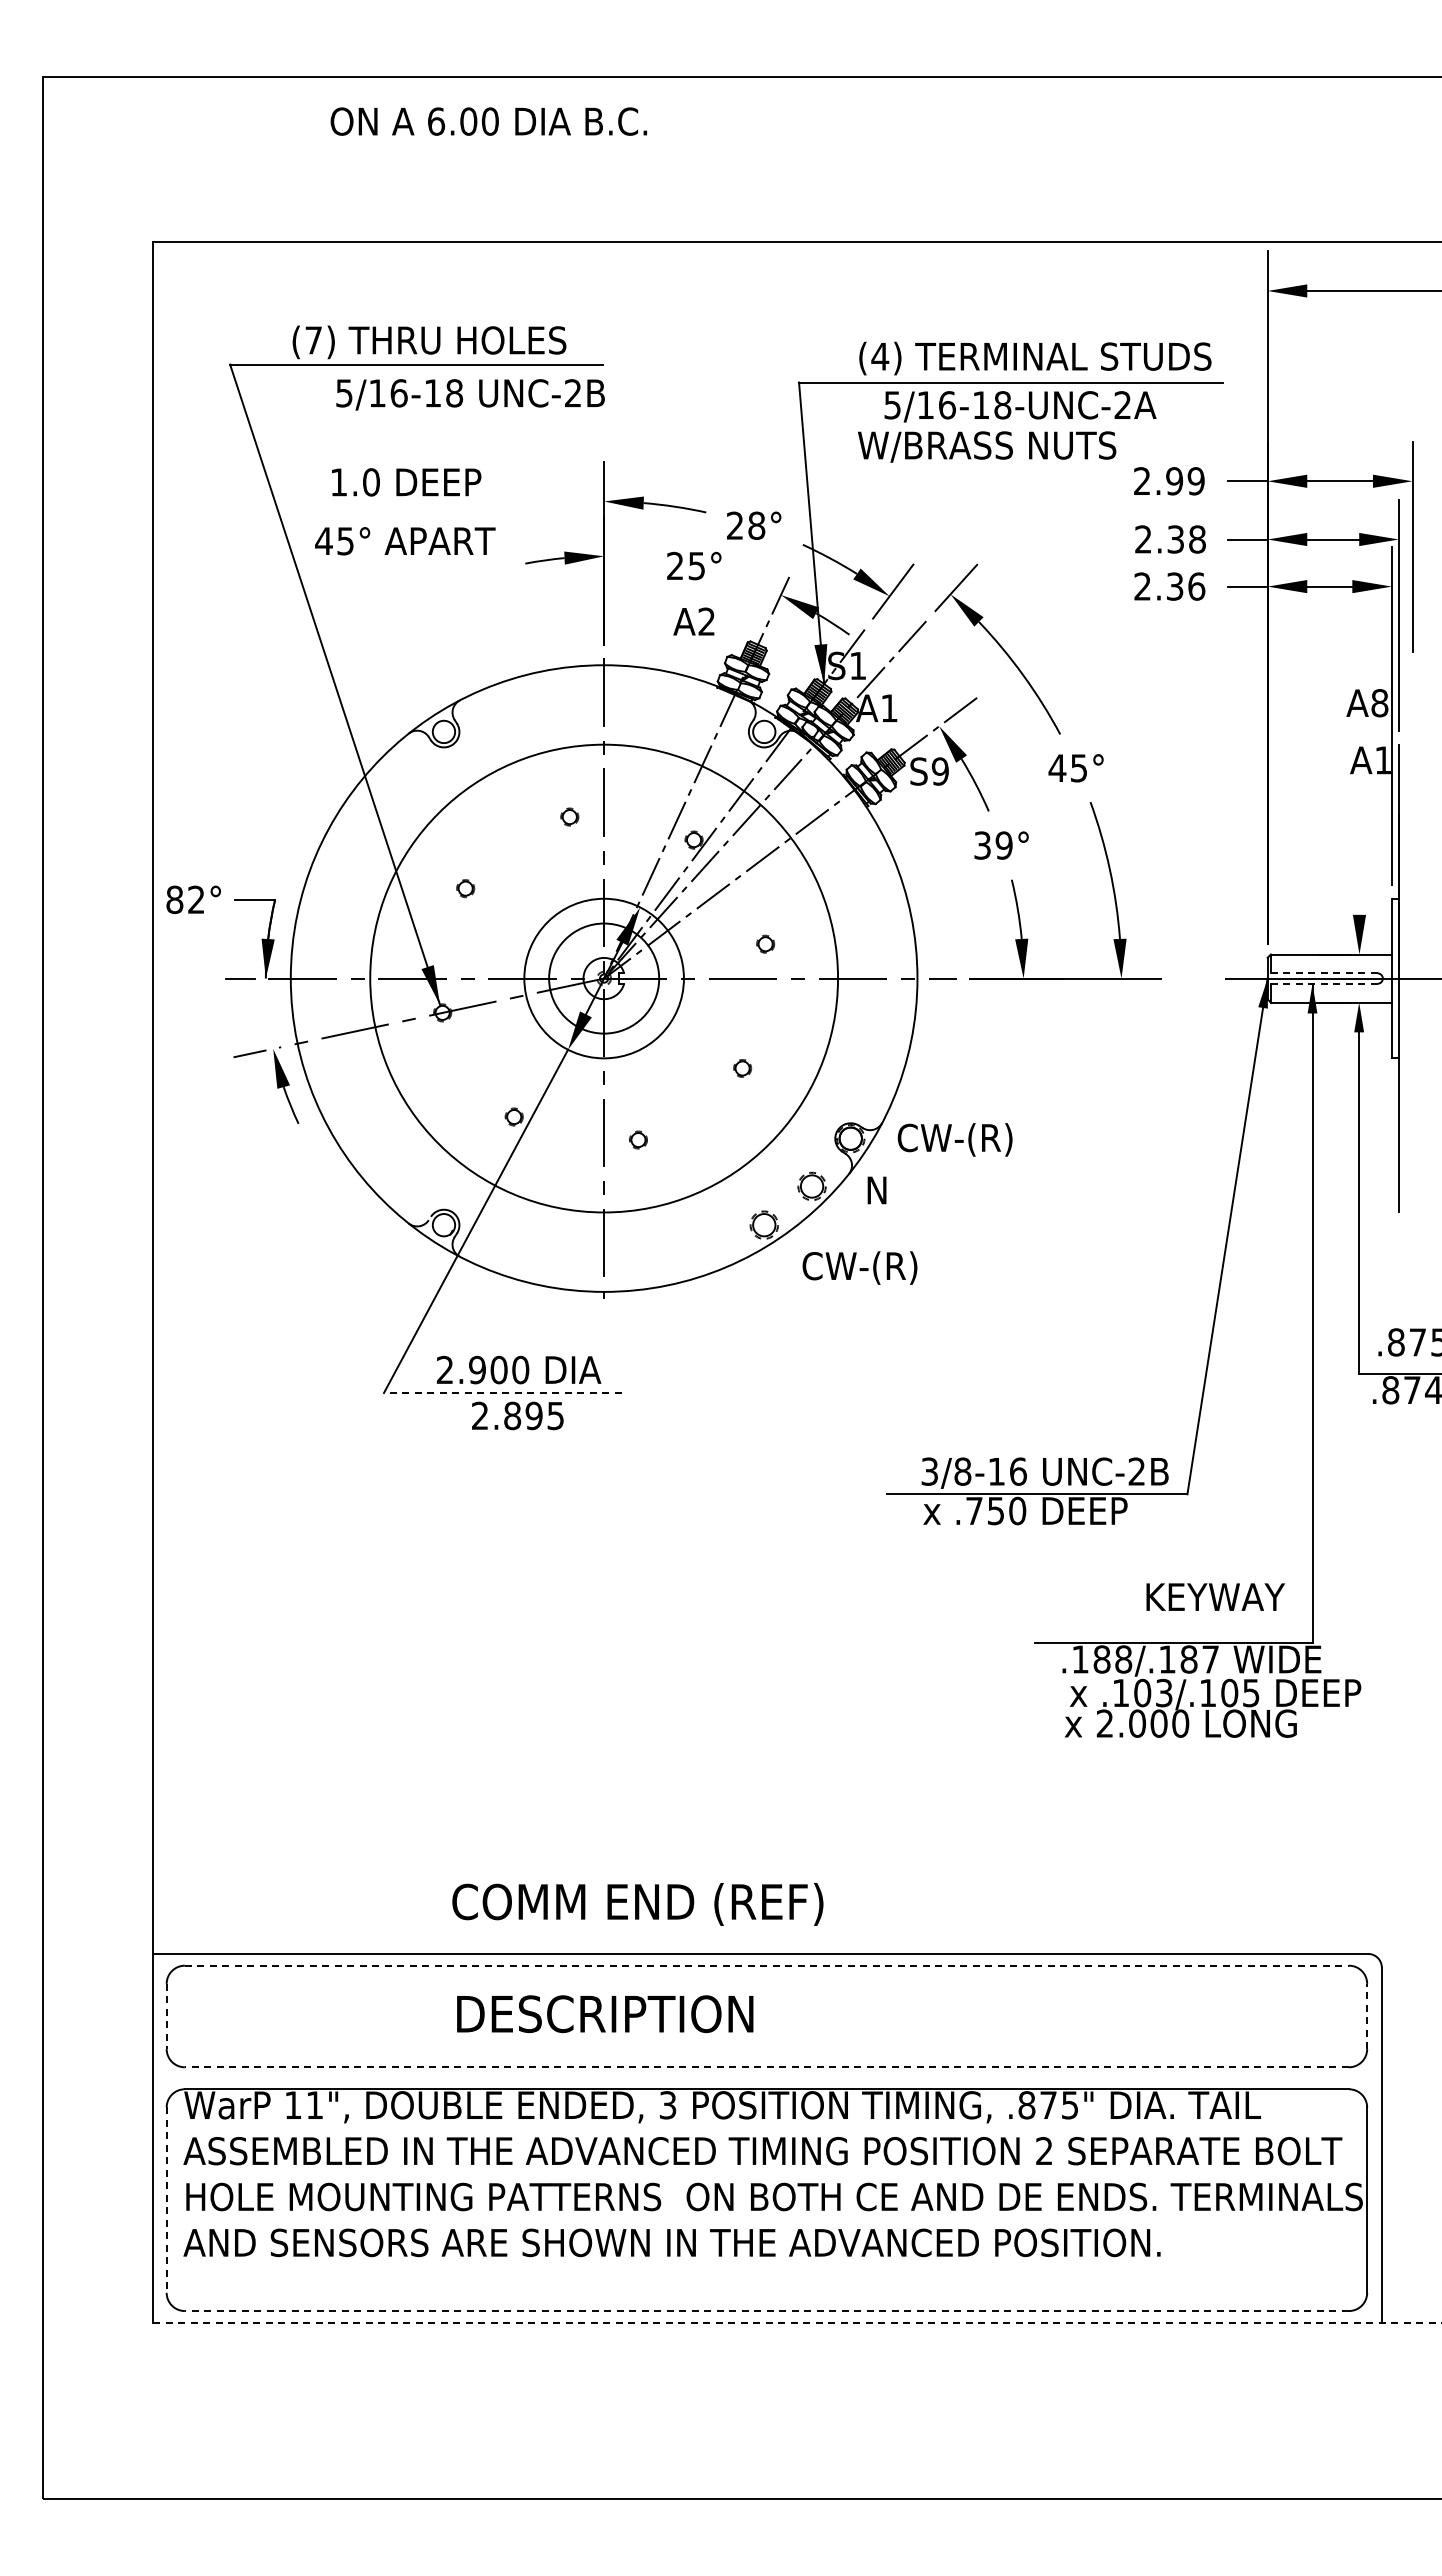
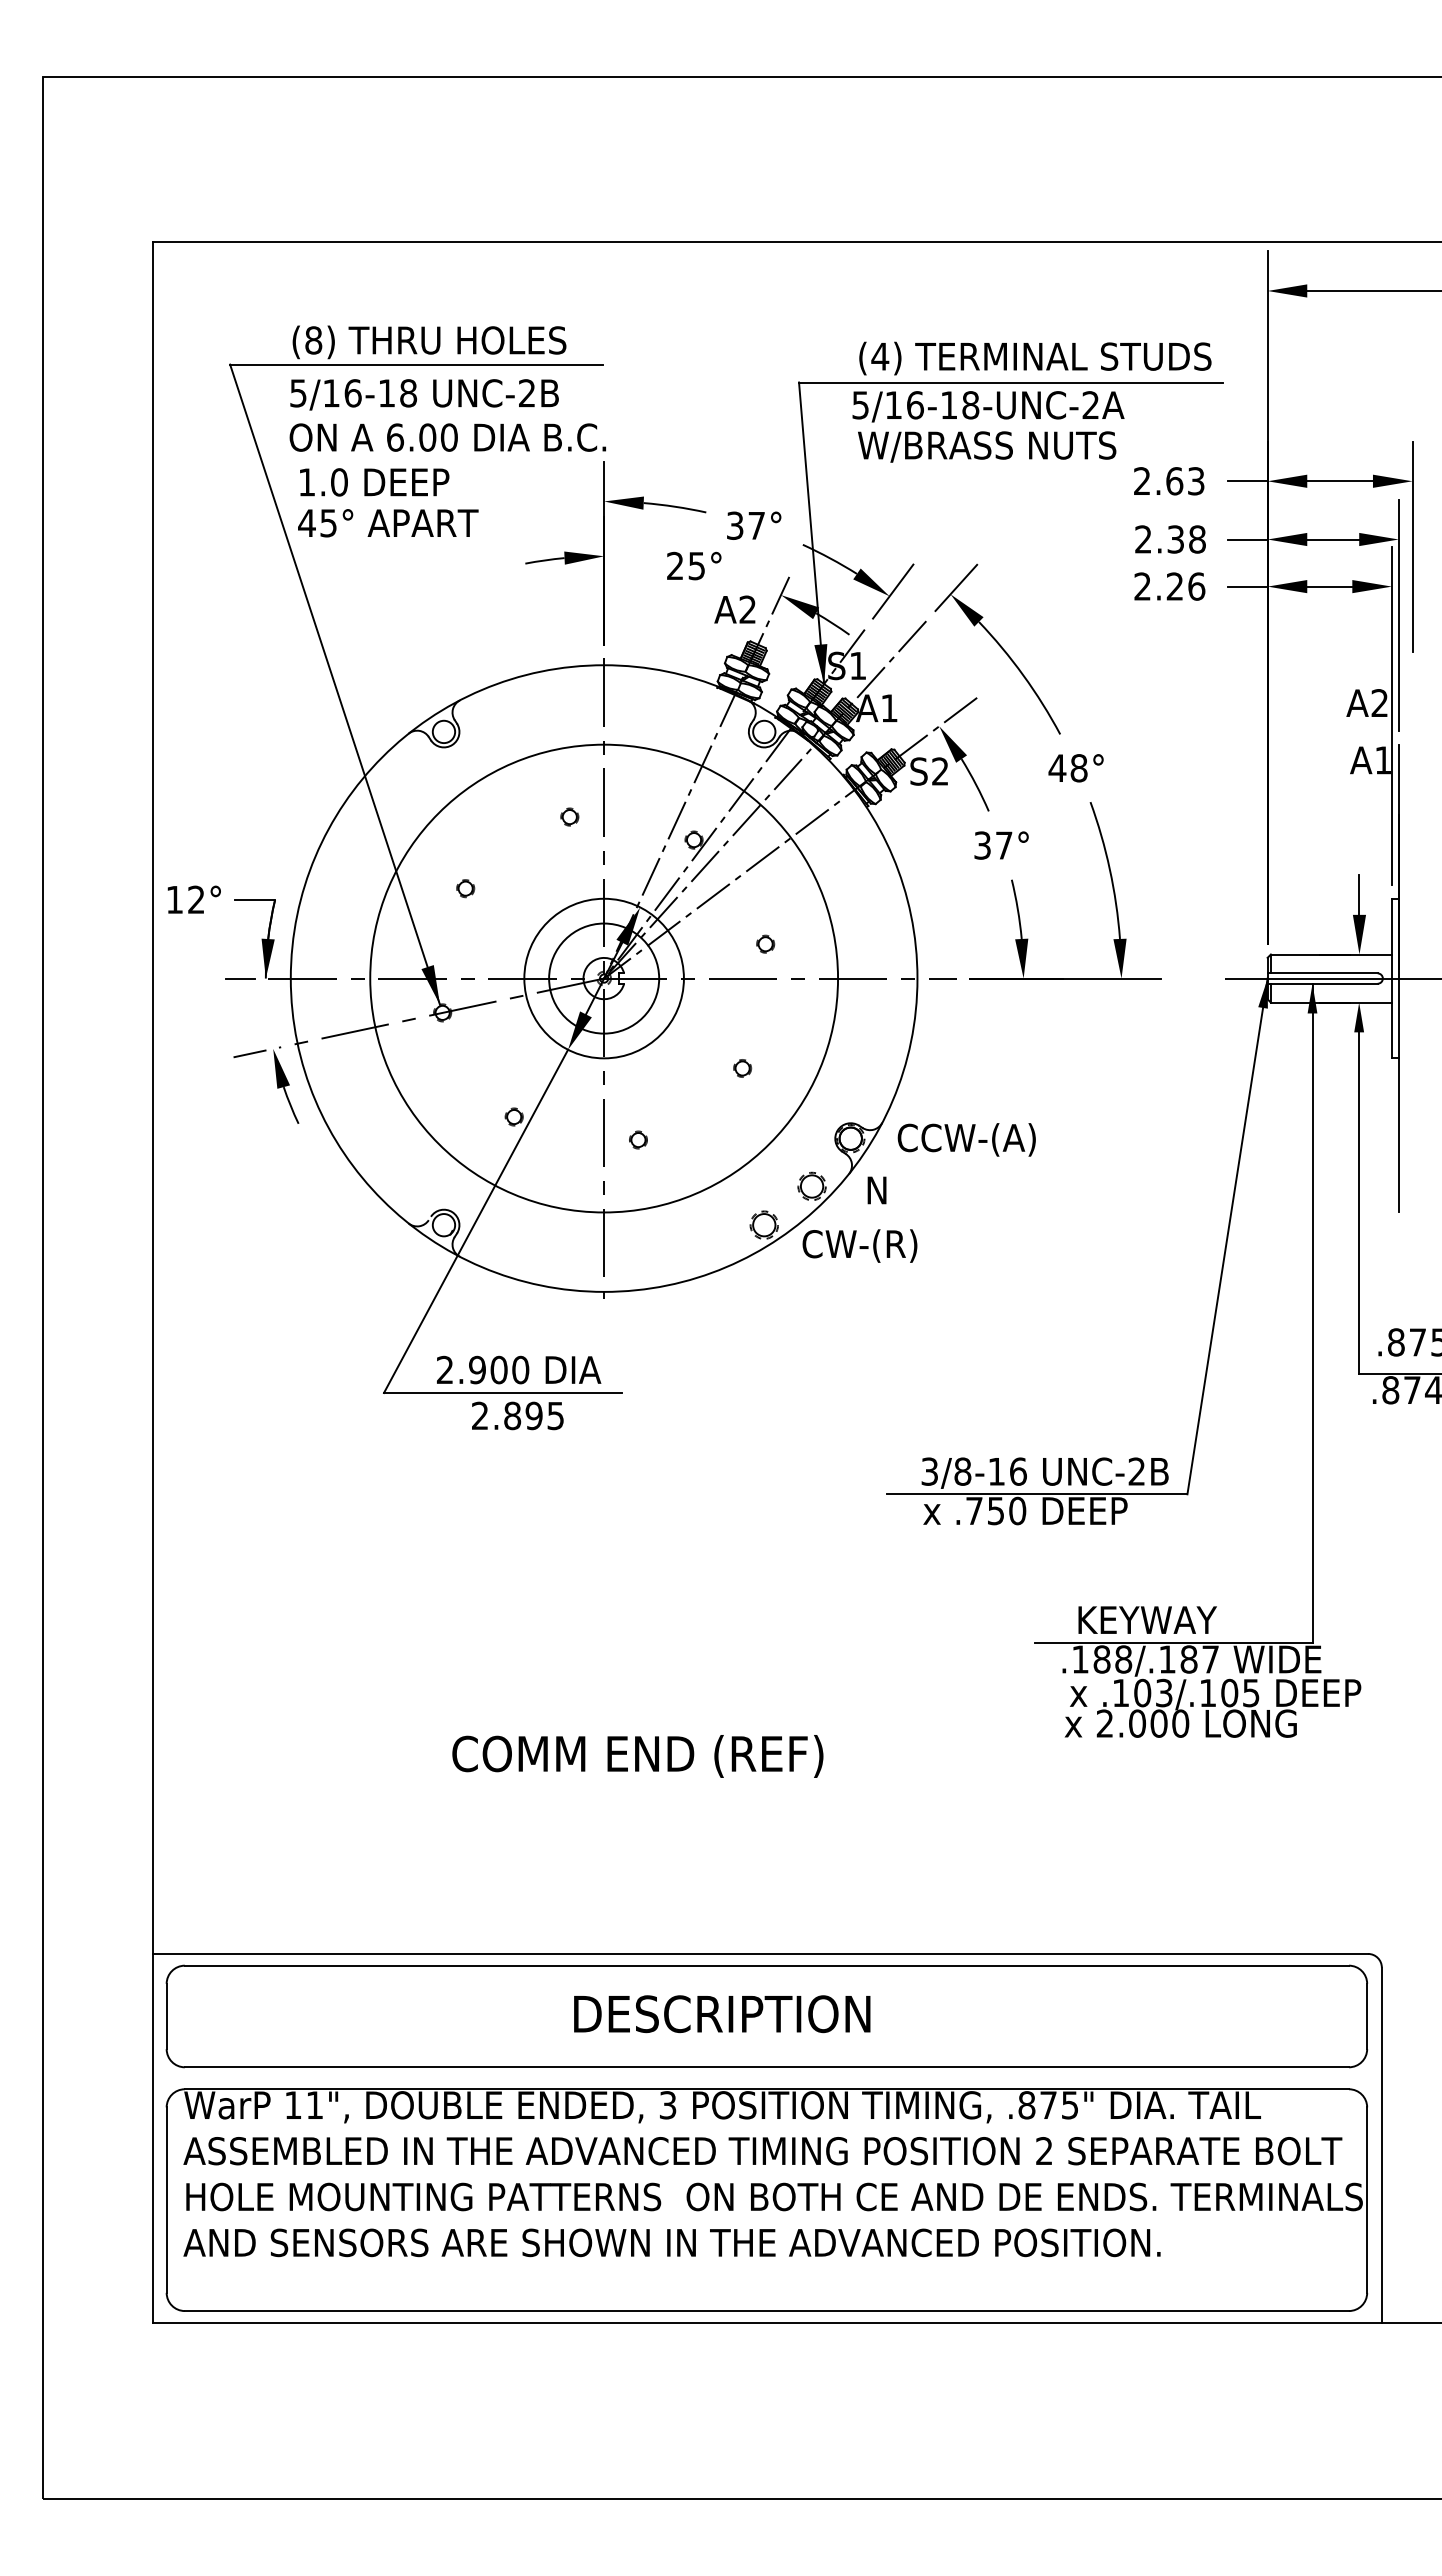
text position: (488, 121) -> (447, 437) (447, 437)
text: (7) -> (8) (313, 340)
text position: (470, 394) -> (424, 394) (424, 394)
text position: (1020, 406) -> (988, 406) (988, 406)
text: 2.99 -> 2.63 (1185, 481)
text position: (406, 482) -> (374, 482) (374, 482)
text: 28° -> 37° (746, 525)
text position: (405, 541) -> (388, 523) (388, 523)
text: 2.36 -> 2.26 (1174, 586)
text position: (693, 621) -> (734, 609) (734, 609)
text: A8 -> A2 (1379, 703)
text: 45° -> 48° (1078, 768)
text: S9 -> S2 (939, 771)
text: 39° -> 37° (1003, 845)
line: none -> present (1359, 894)
text: 82° -> 12° (174, 899)
line: dashed -> solid (1322, 973)
line: dashed -> solid (1322, 983)
text: CW-(R) -> CCW-(A) (977, 1139)
text position: (859, 1267) -> (859, 1245) (859, 1245)
line: dashed -> solid (502, 1392)
text position: (1215, 1596) -> (1147, 1619) (1147, 1619)
text position: (637, 1904) -> (637, 1756) (637, 1756)
line: dashed -> solid (767, 1965)
text position: (605, 2014) -> (722, 2014) (722, 2014)
line: dashed -> solid (166, 2016)
line: dashed -> solid (1367, 2016)
line: dashed -> solid (766, 2067)
line: dashed -> solid (166, 2200)
line: dashed -> solid (766, 2311)
line: dashed -> solid (798, 2322)
